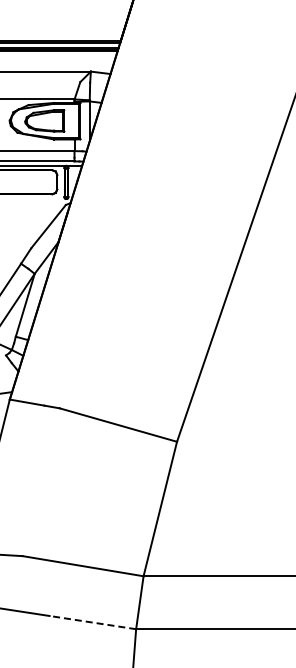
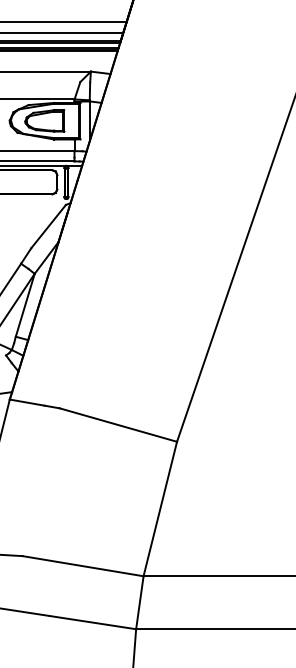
line: none -> present (64, 21)
line: none -> present (62, 32)
line: dashed -> solid (92, 622)
